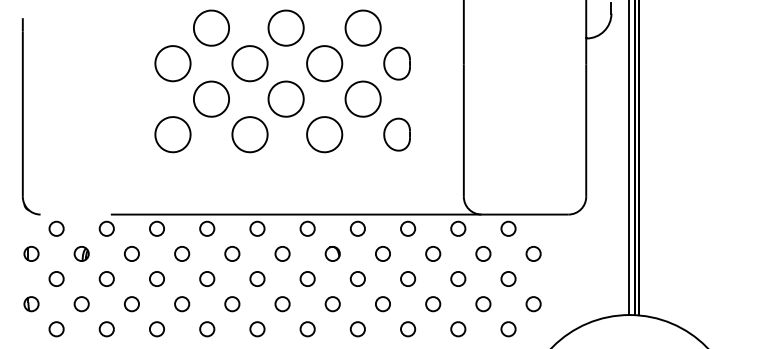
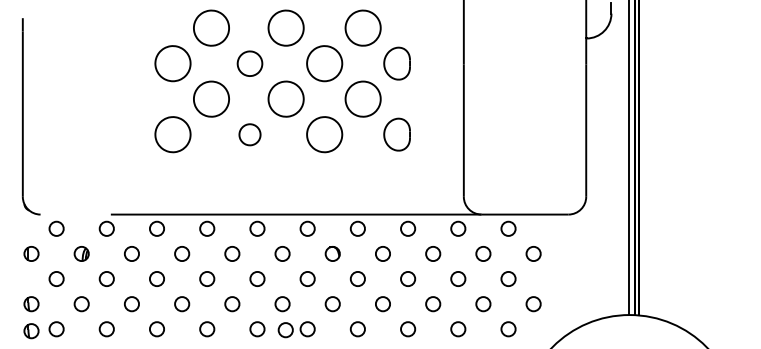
part size: 38x38 px -> 28x27 px (249, 63)
part size: 38x38 px -> 24x24 px (249, 134)
circle: none -> present (285, 330)
part: none -> present (31, 331)
